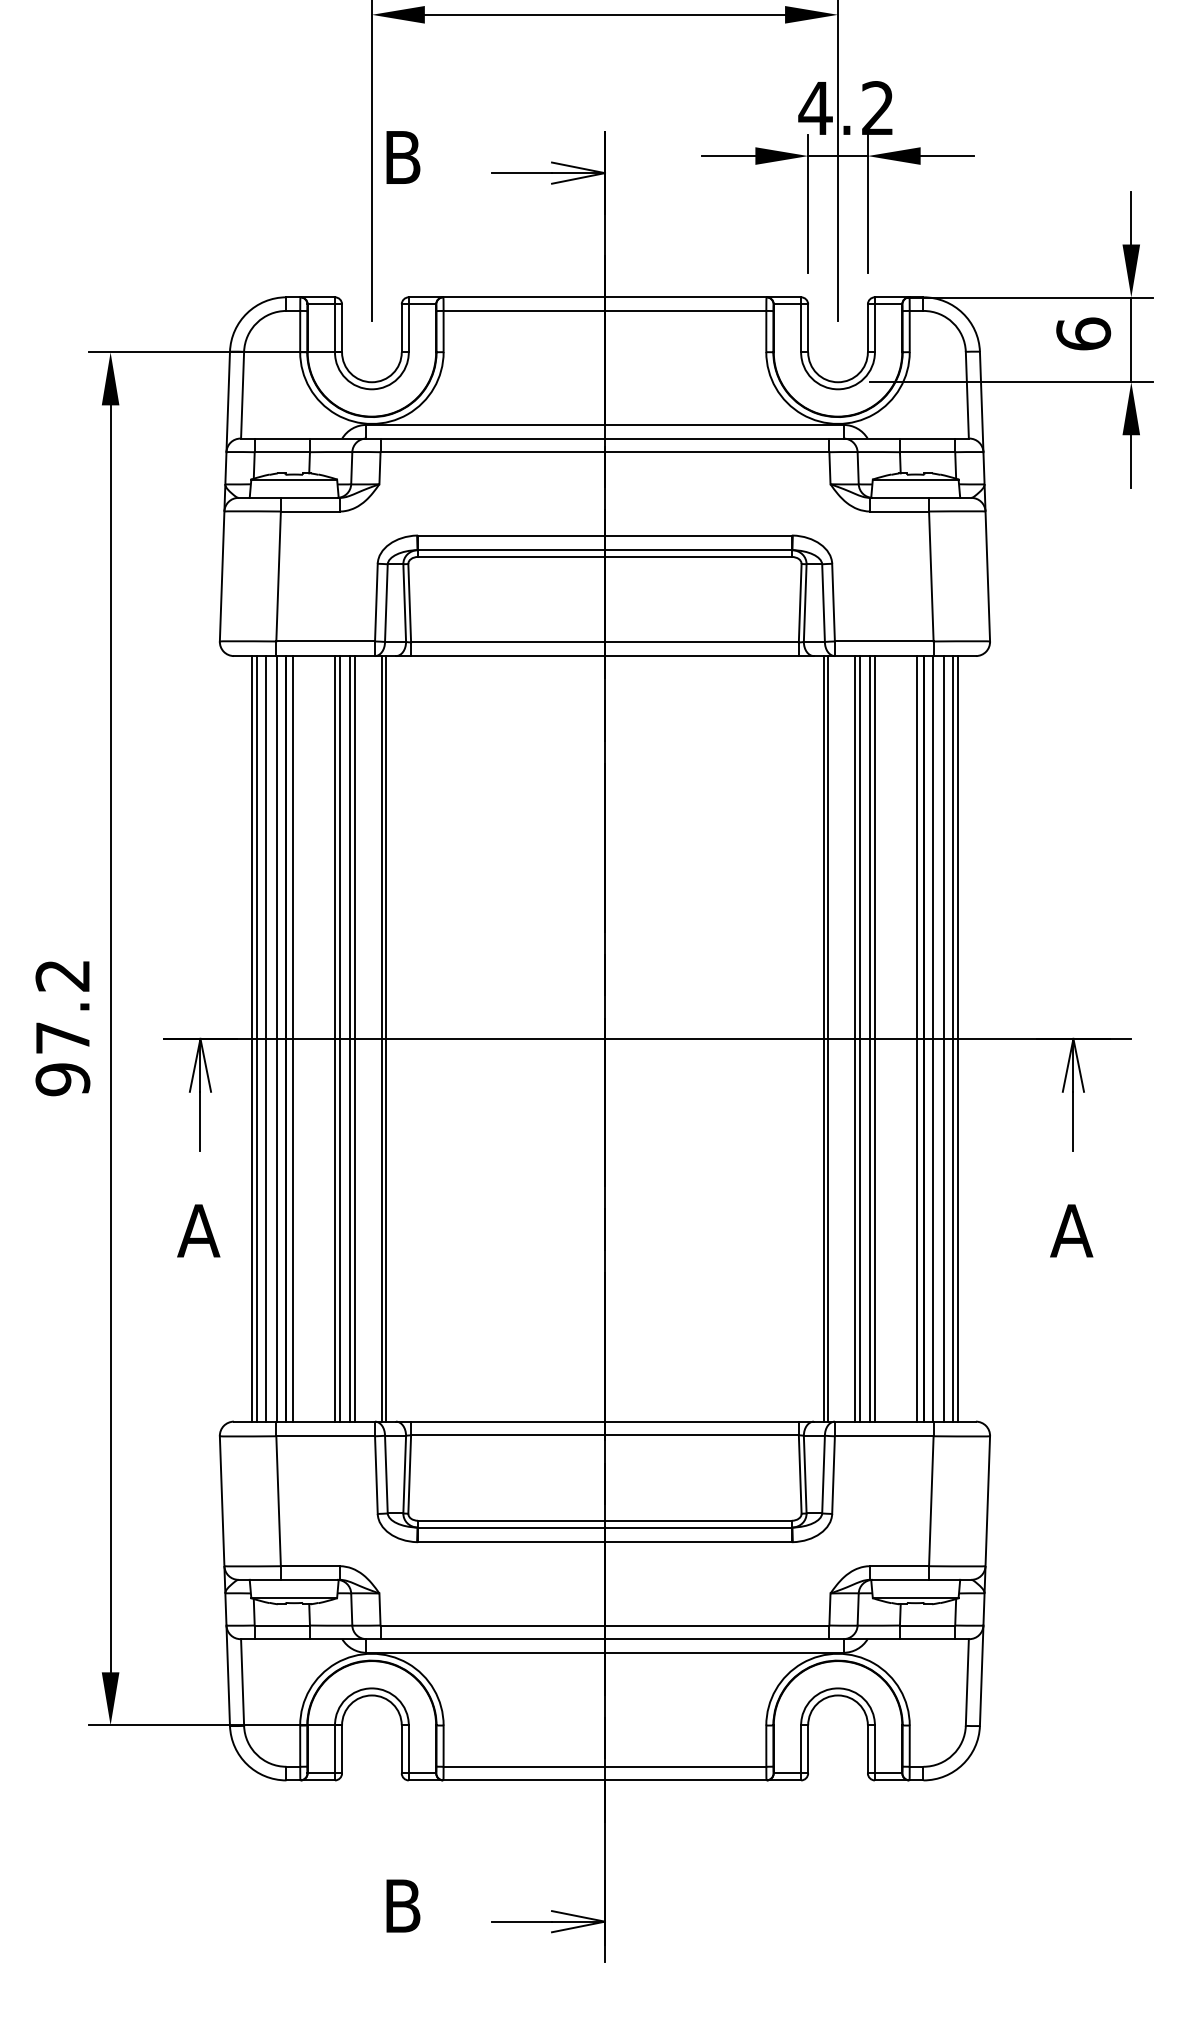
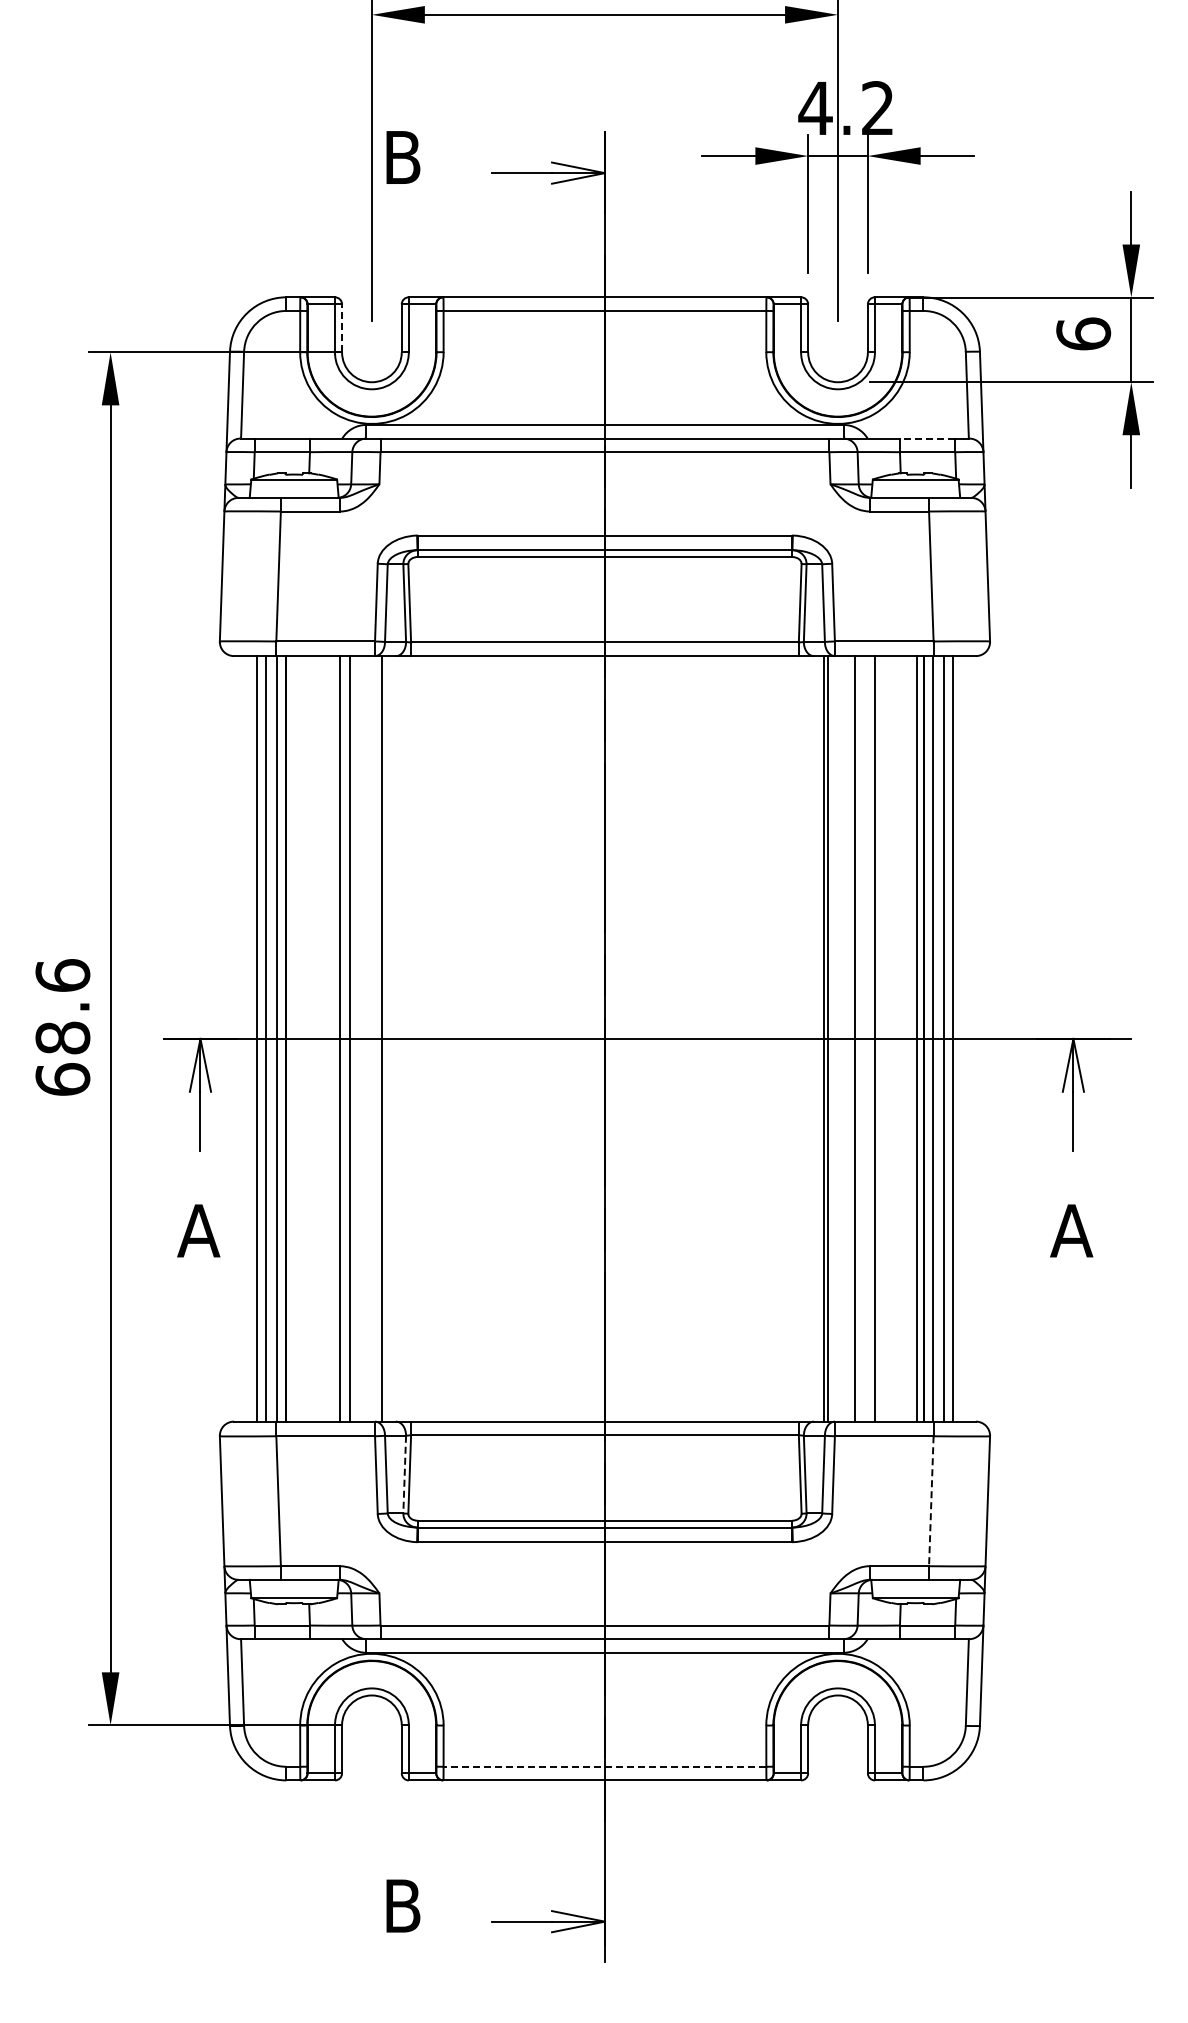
line: solid -> dashed (342, 327)
line: solid -> dashed (927, 438)
text: 97.2 -> 68.6 (62, 1027)
line: present -> none (251, 1038)
line: present -> none (293, 1038)
line: present -> none (335, 1038)
line: present -> none (355, 1038)
line: present -> none (386, 1038)
line: present -> none (859, 1038)
line: present -> none (869, 1038)
line: present -> none (958, 1038)
line: solid -> dashed (404, 1474)
line: solid -> dashed (931, 1501)
line: solid -> dashed (604, 1766)
